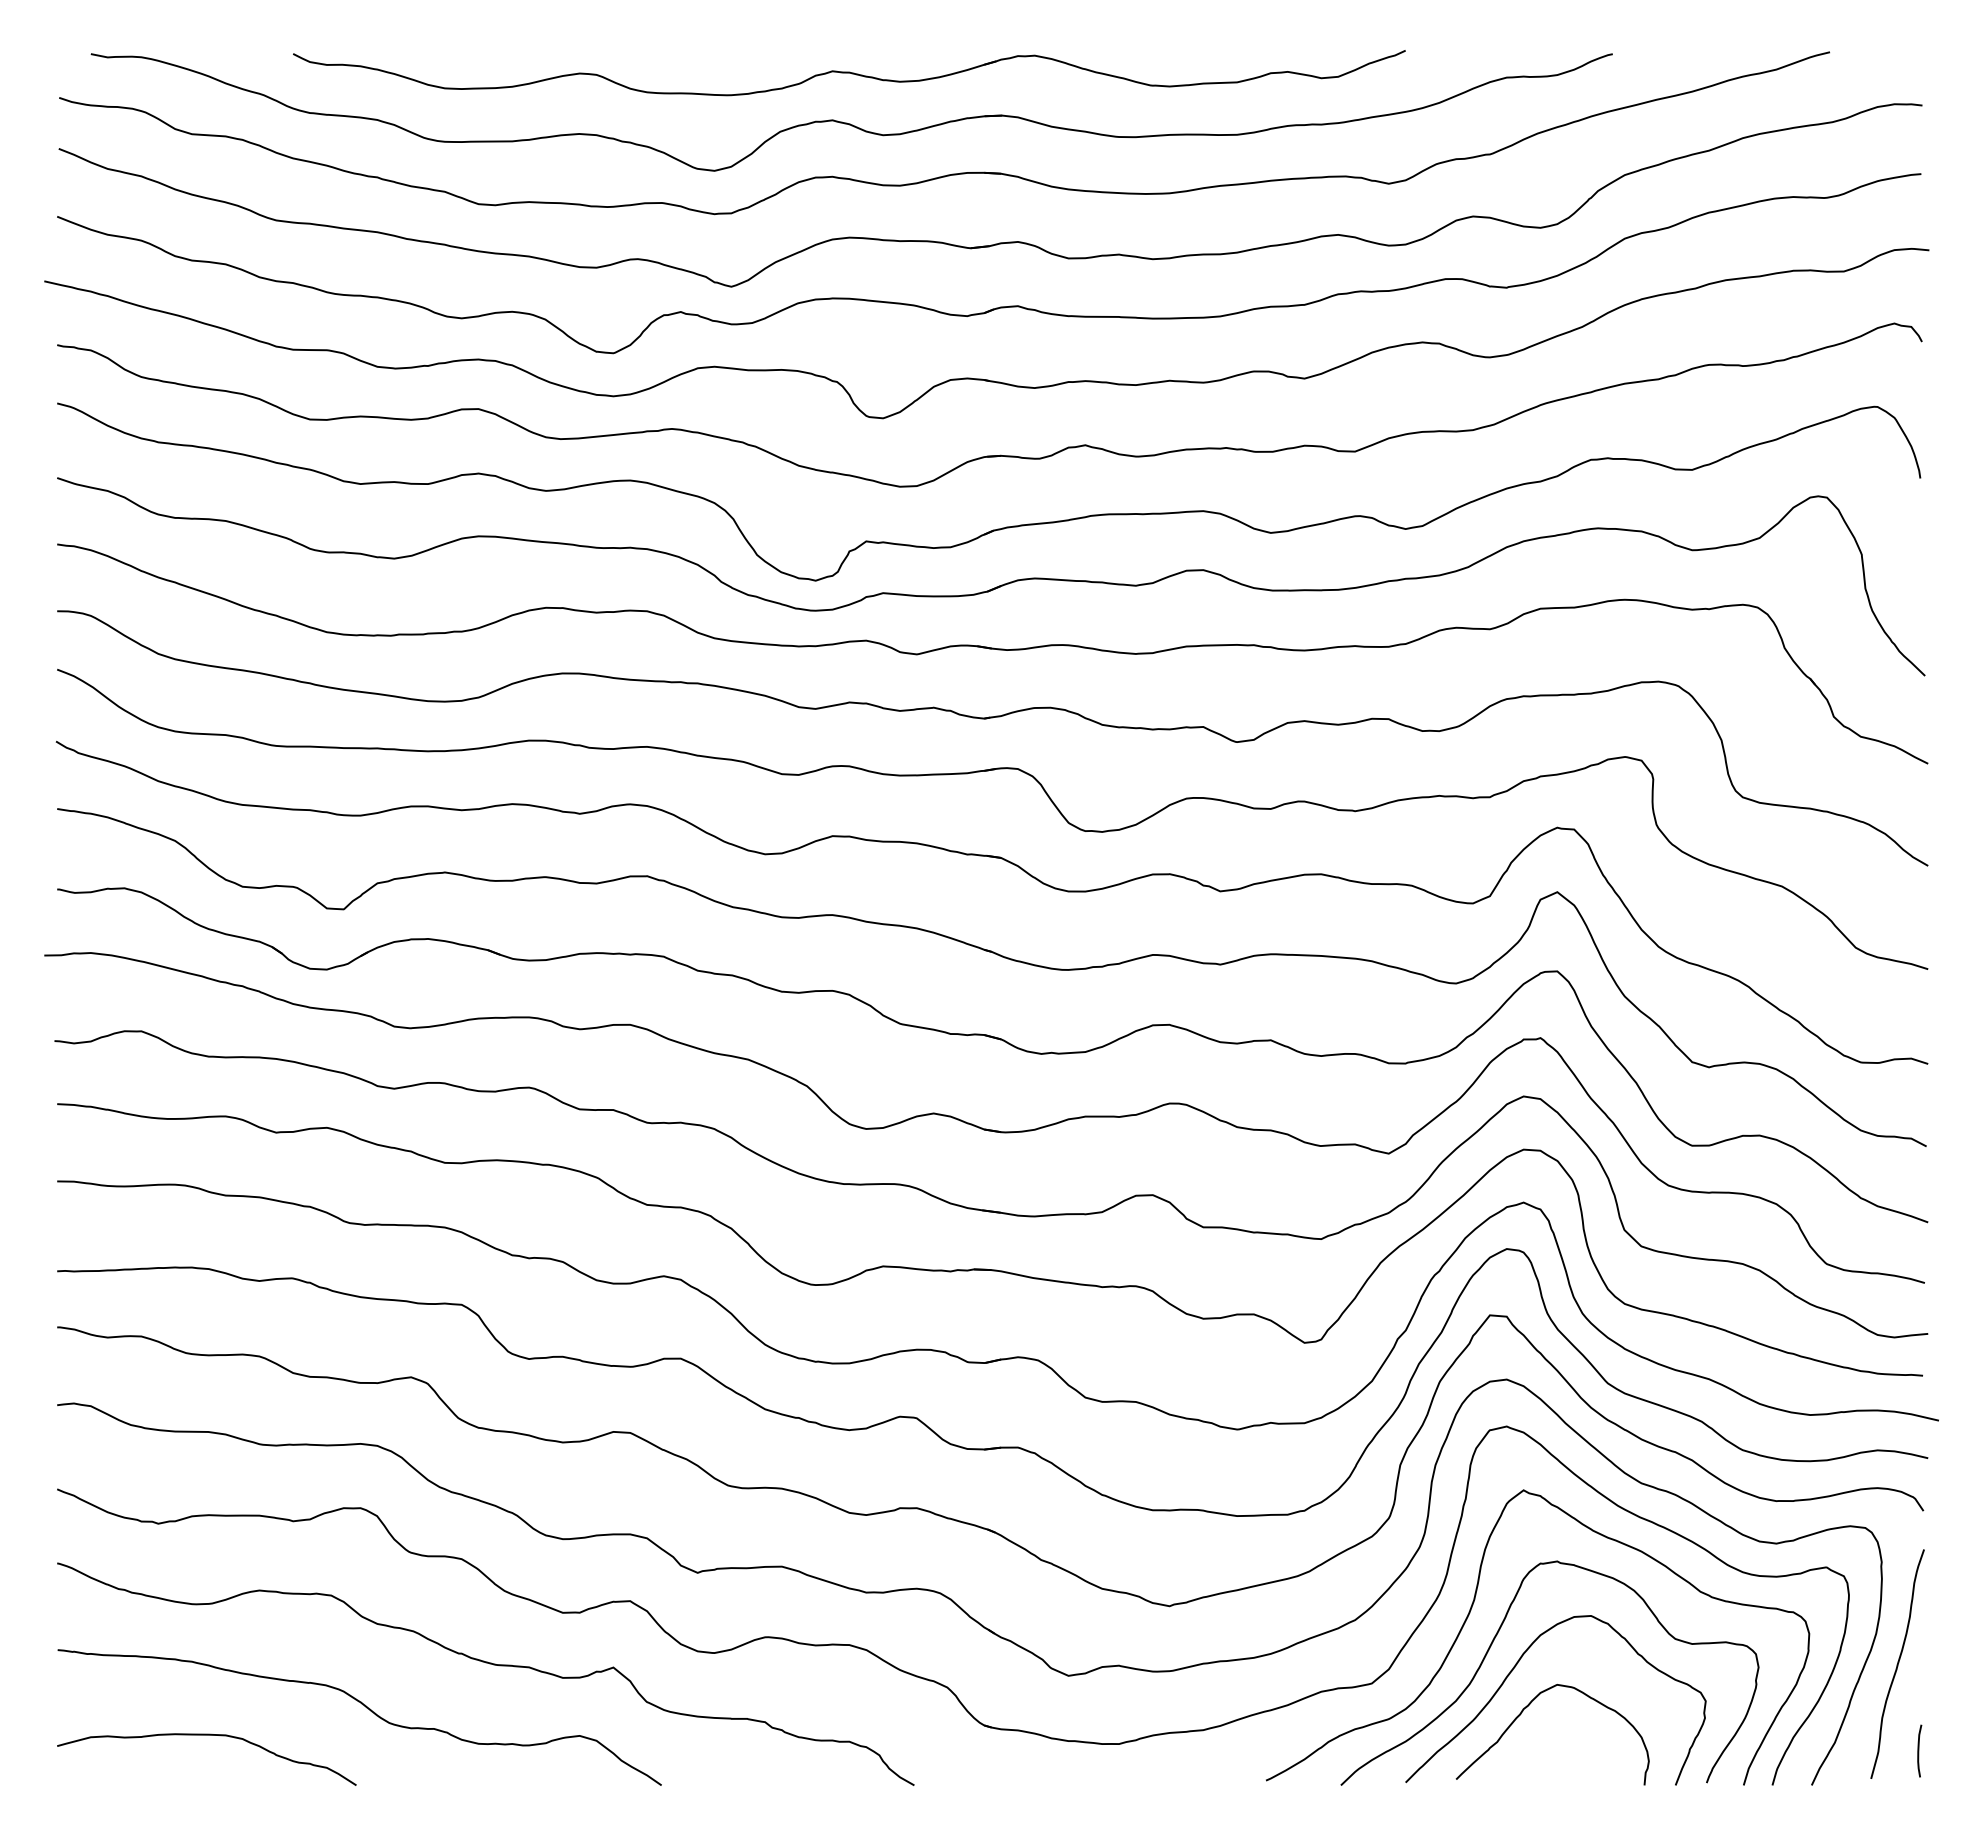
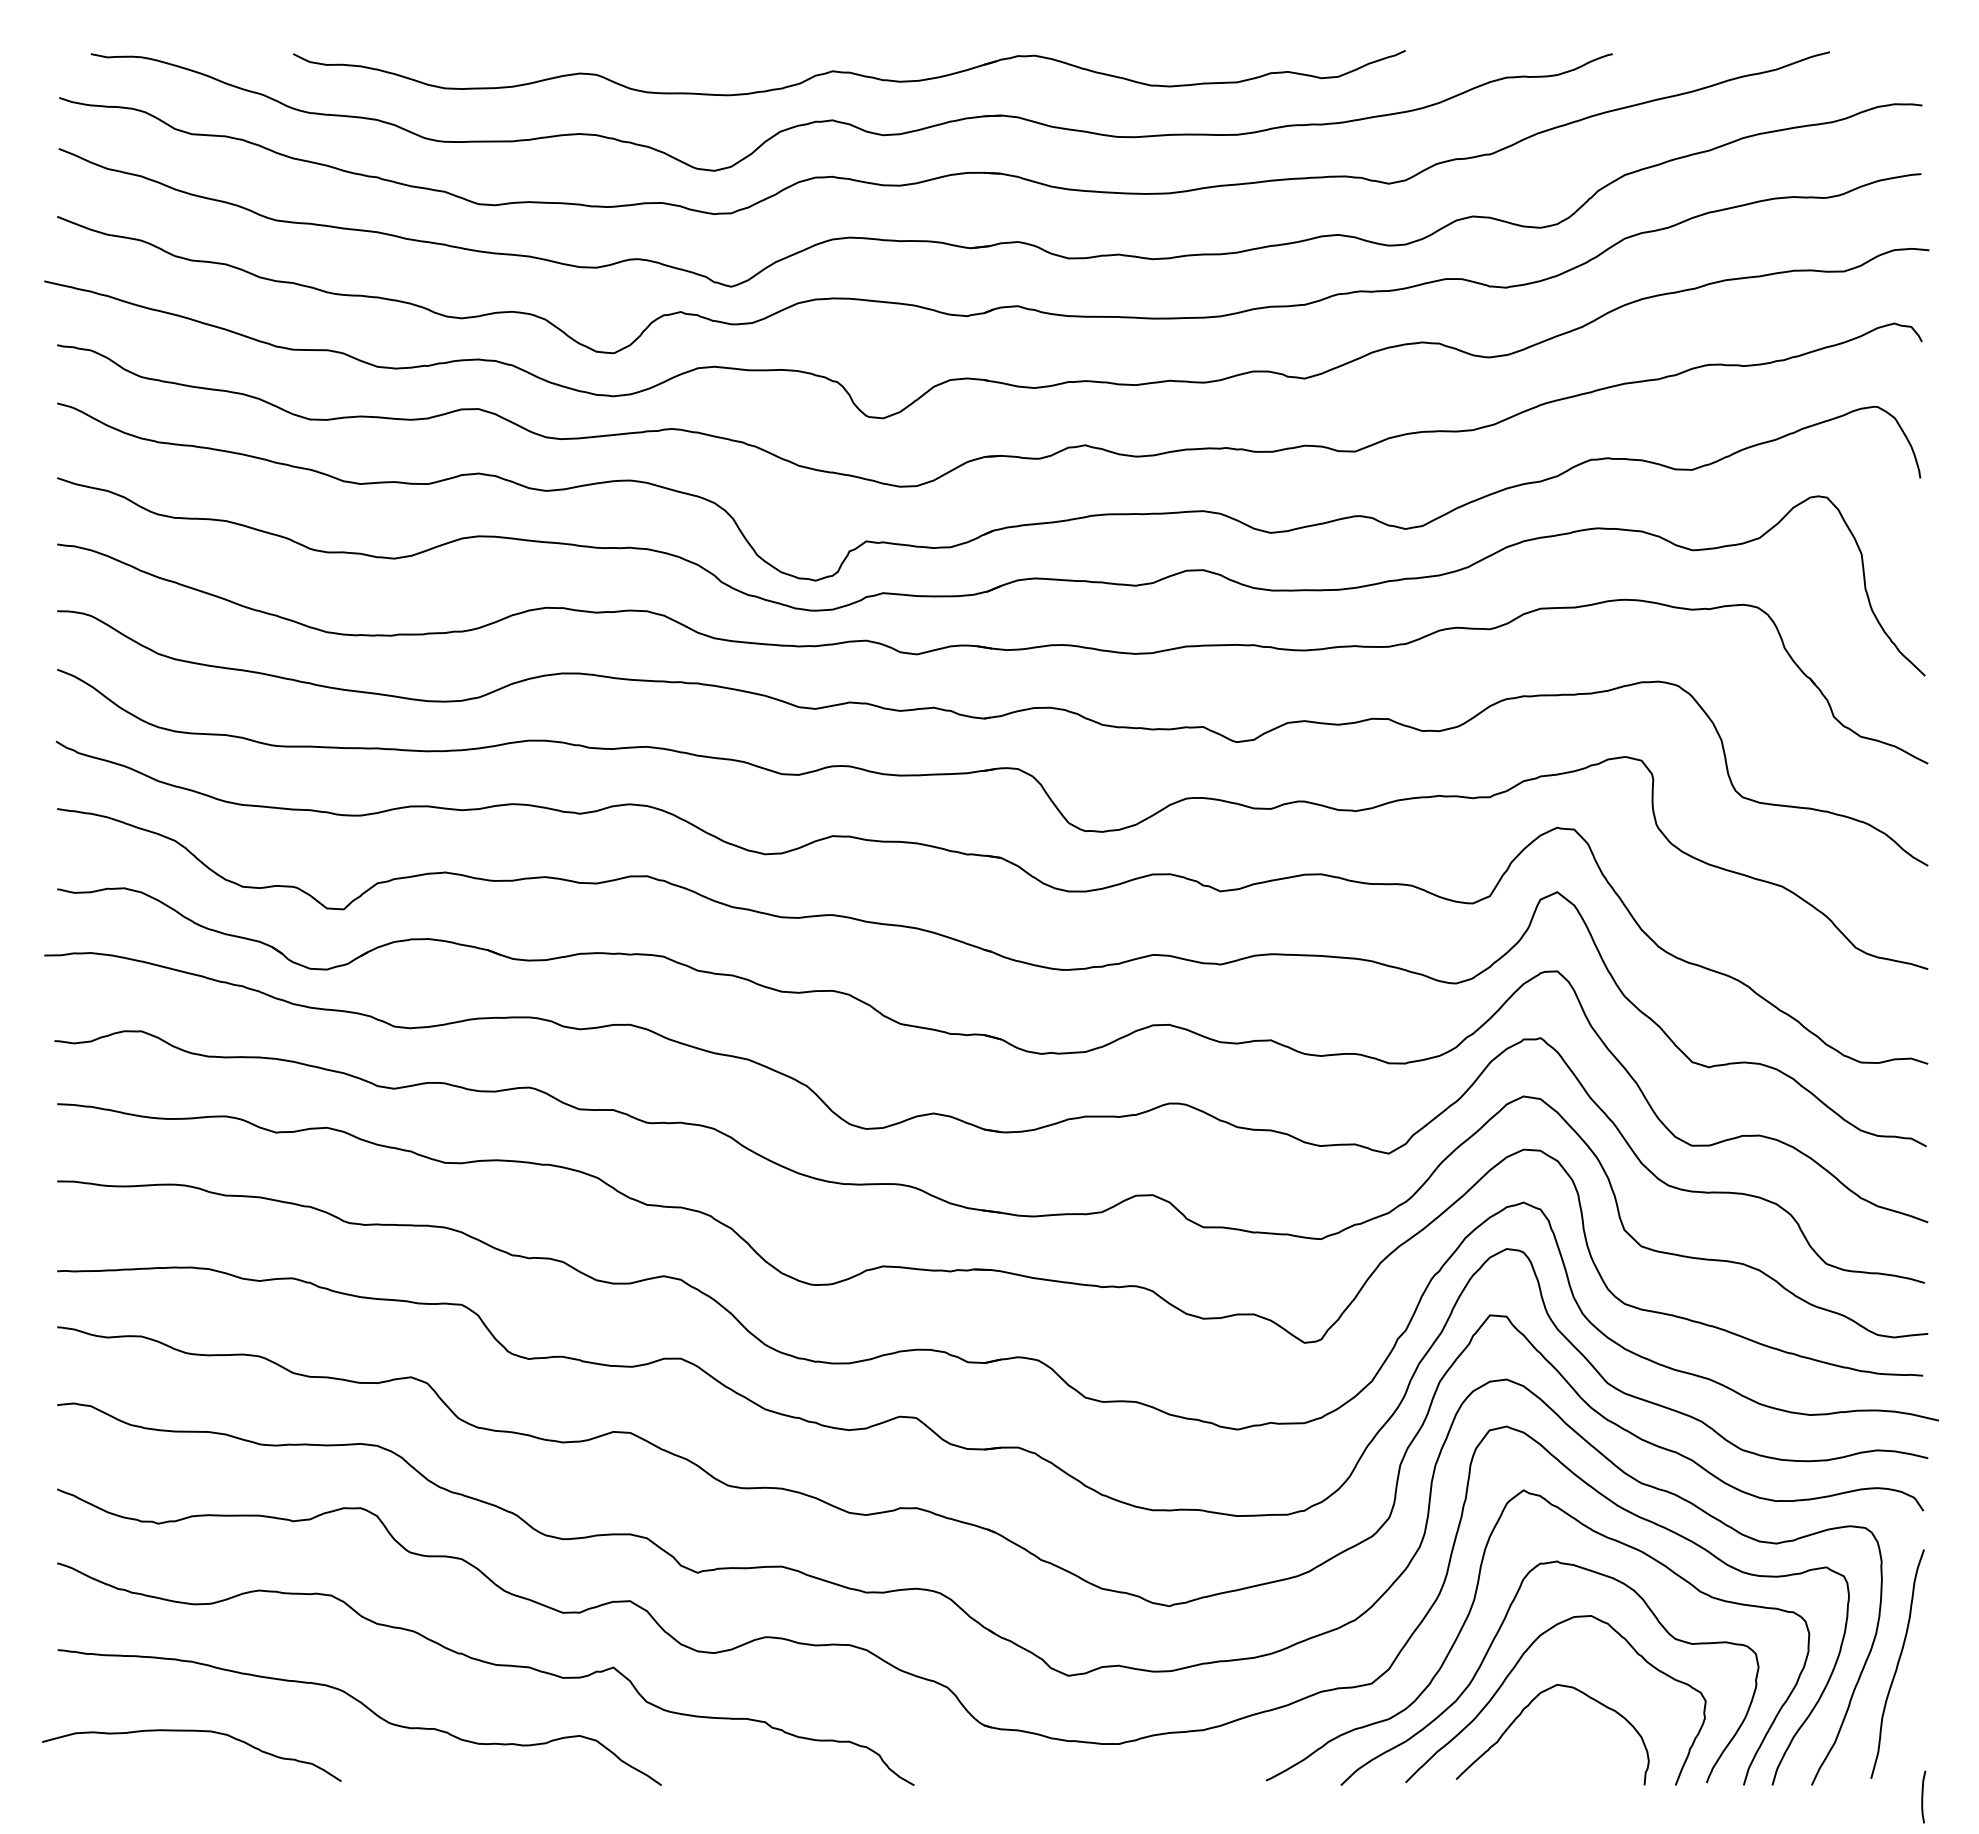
curve position: (206, 1735) -> (191, 1731) (191, 1731)
curve position: (1919, 1750) -> (1923, 1796) (1923, 1796)
